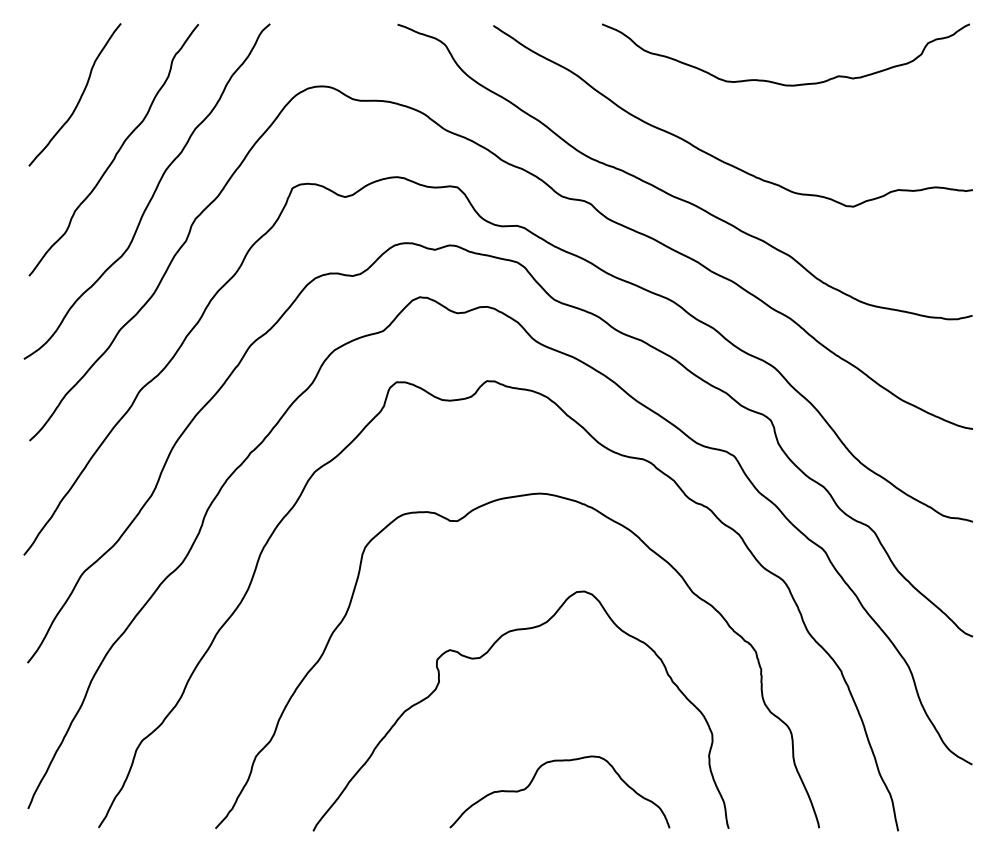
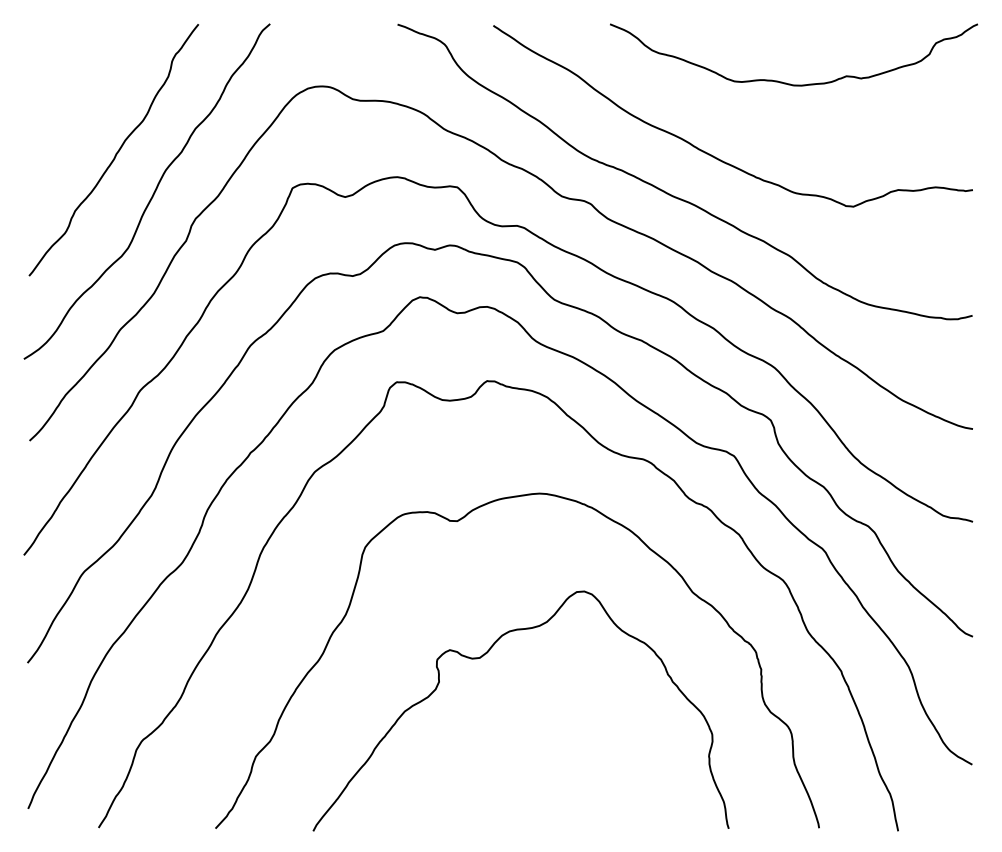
curve position: (778, 82) -> (786, 82) (786, 82)
curve: present -> none (80, 95)
curve: present -> none (534, 778)
